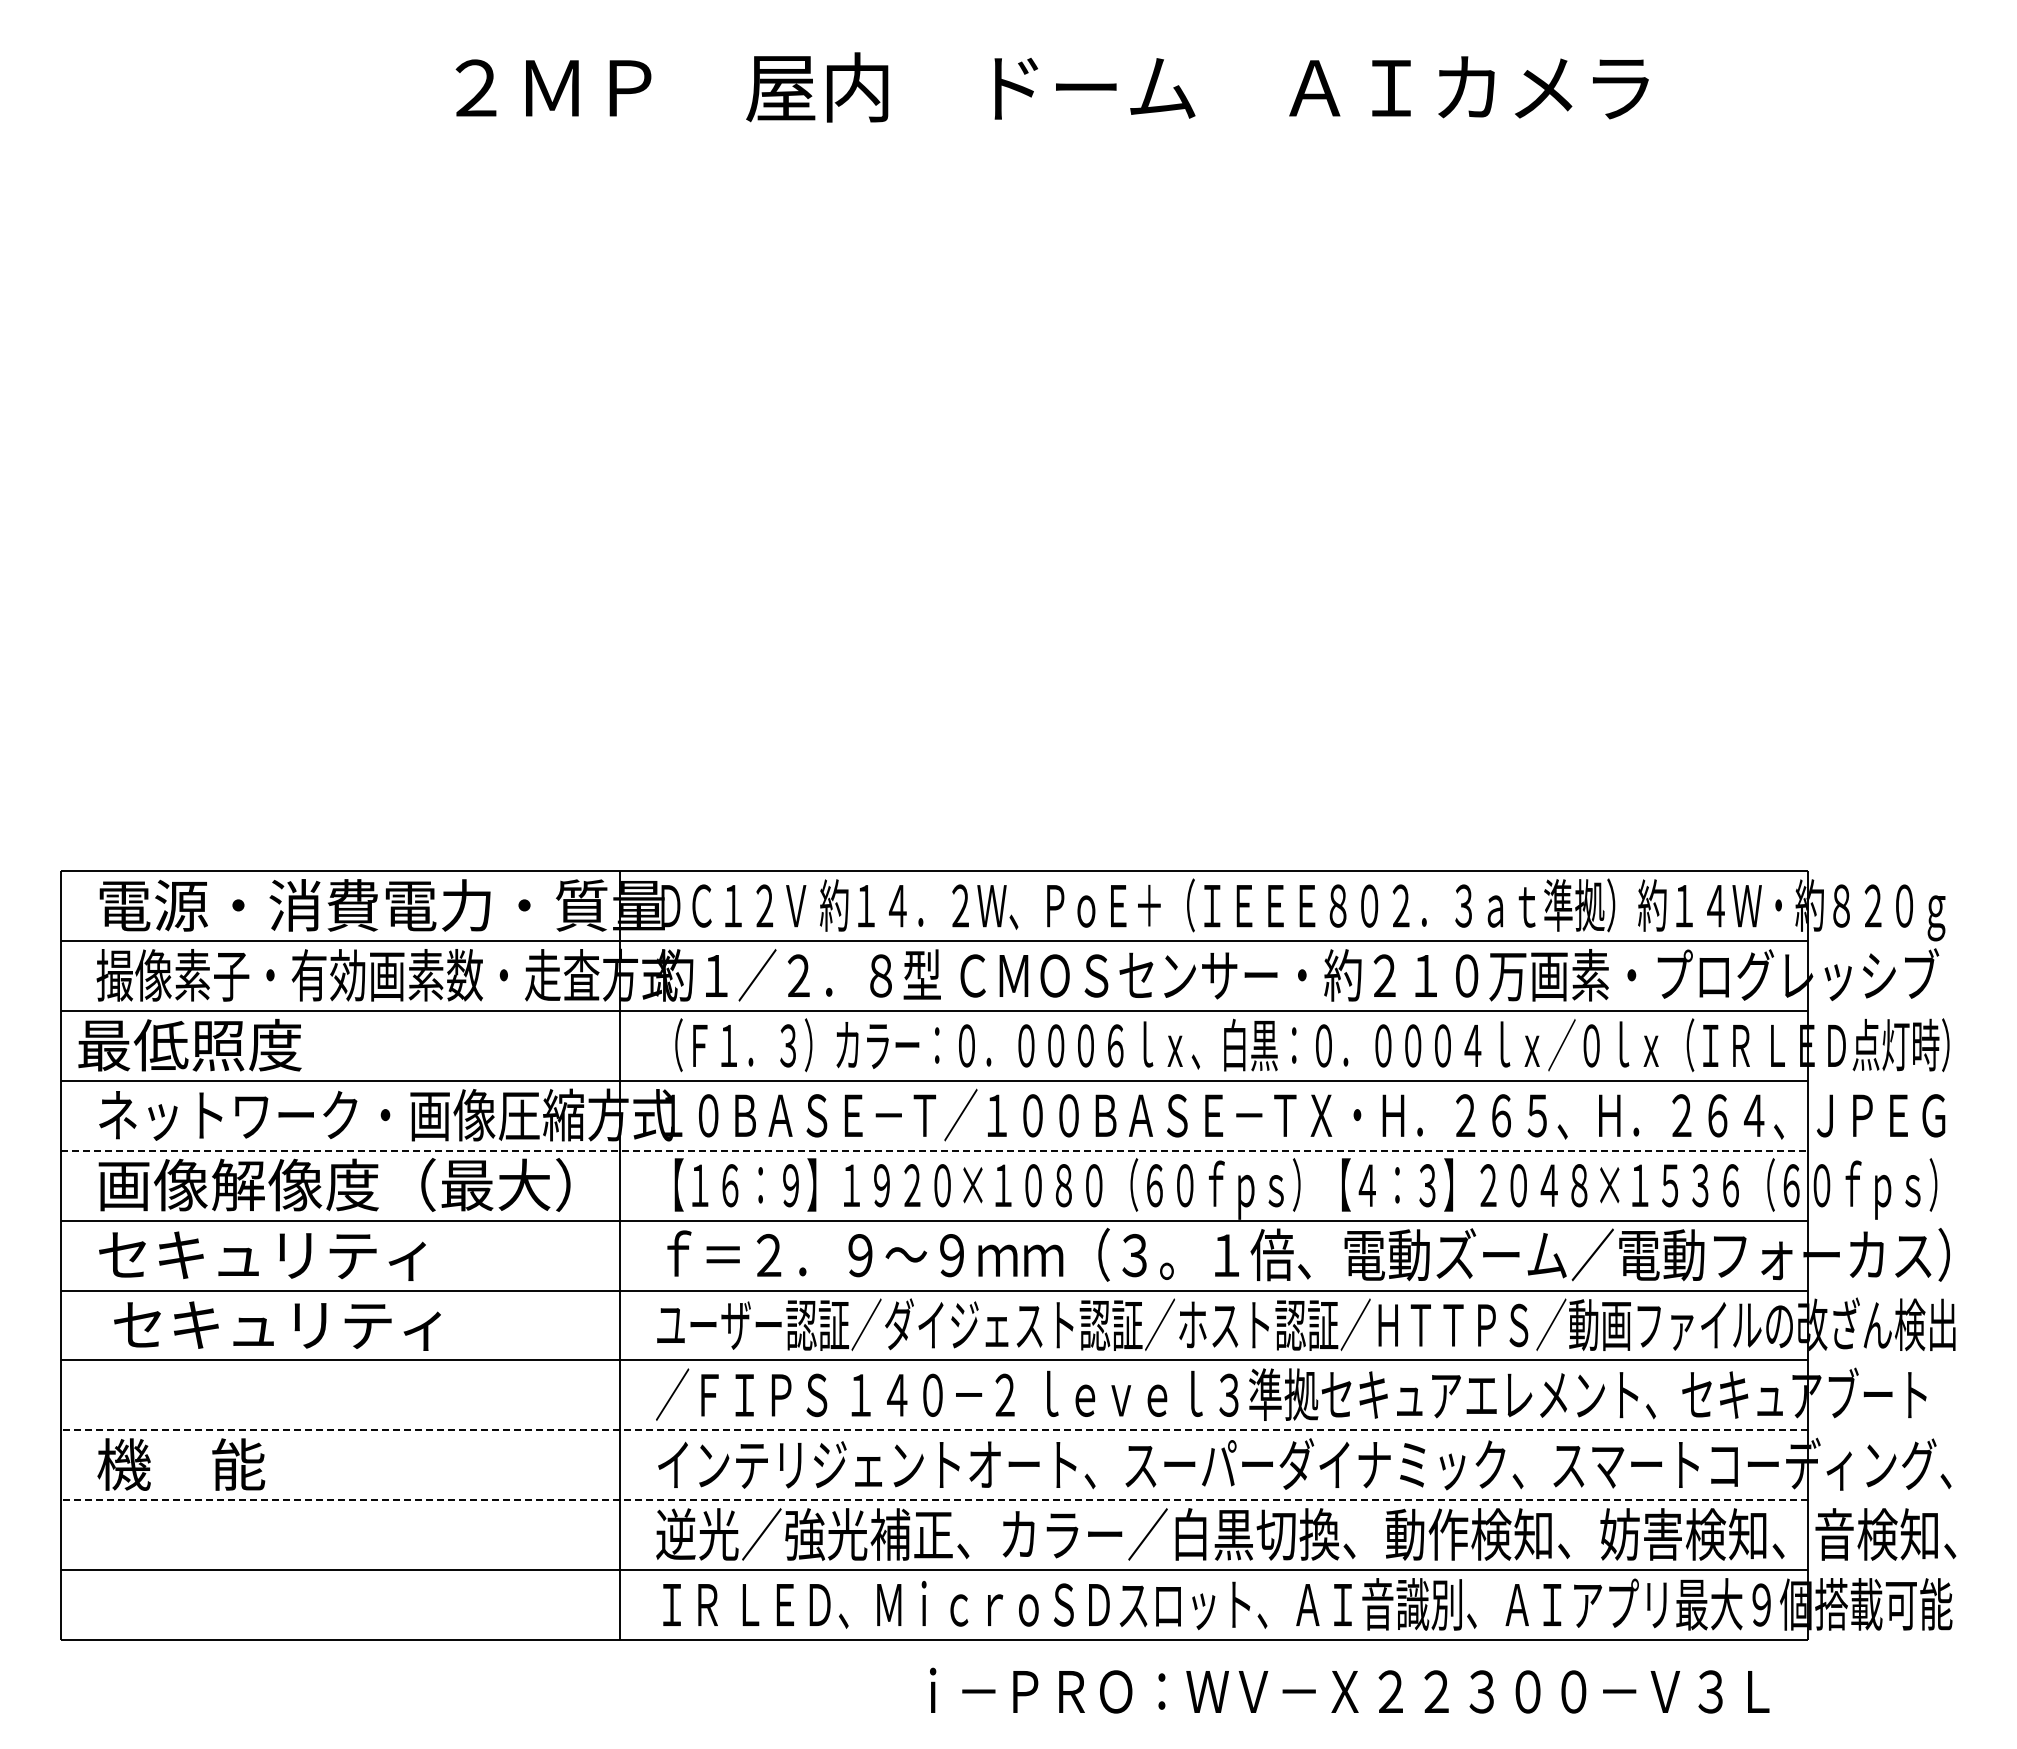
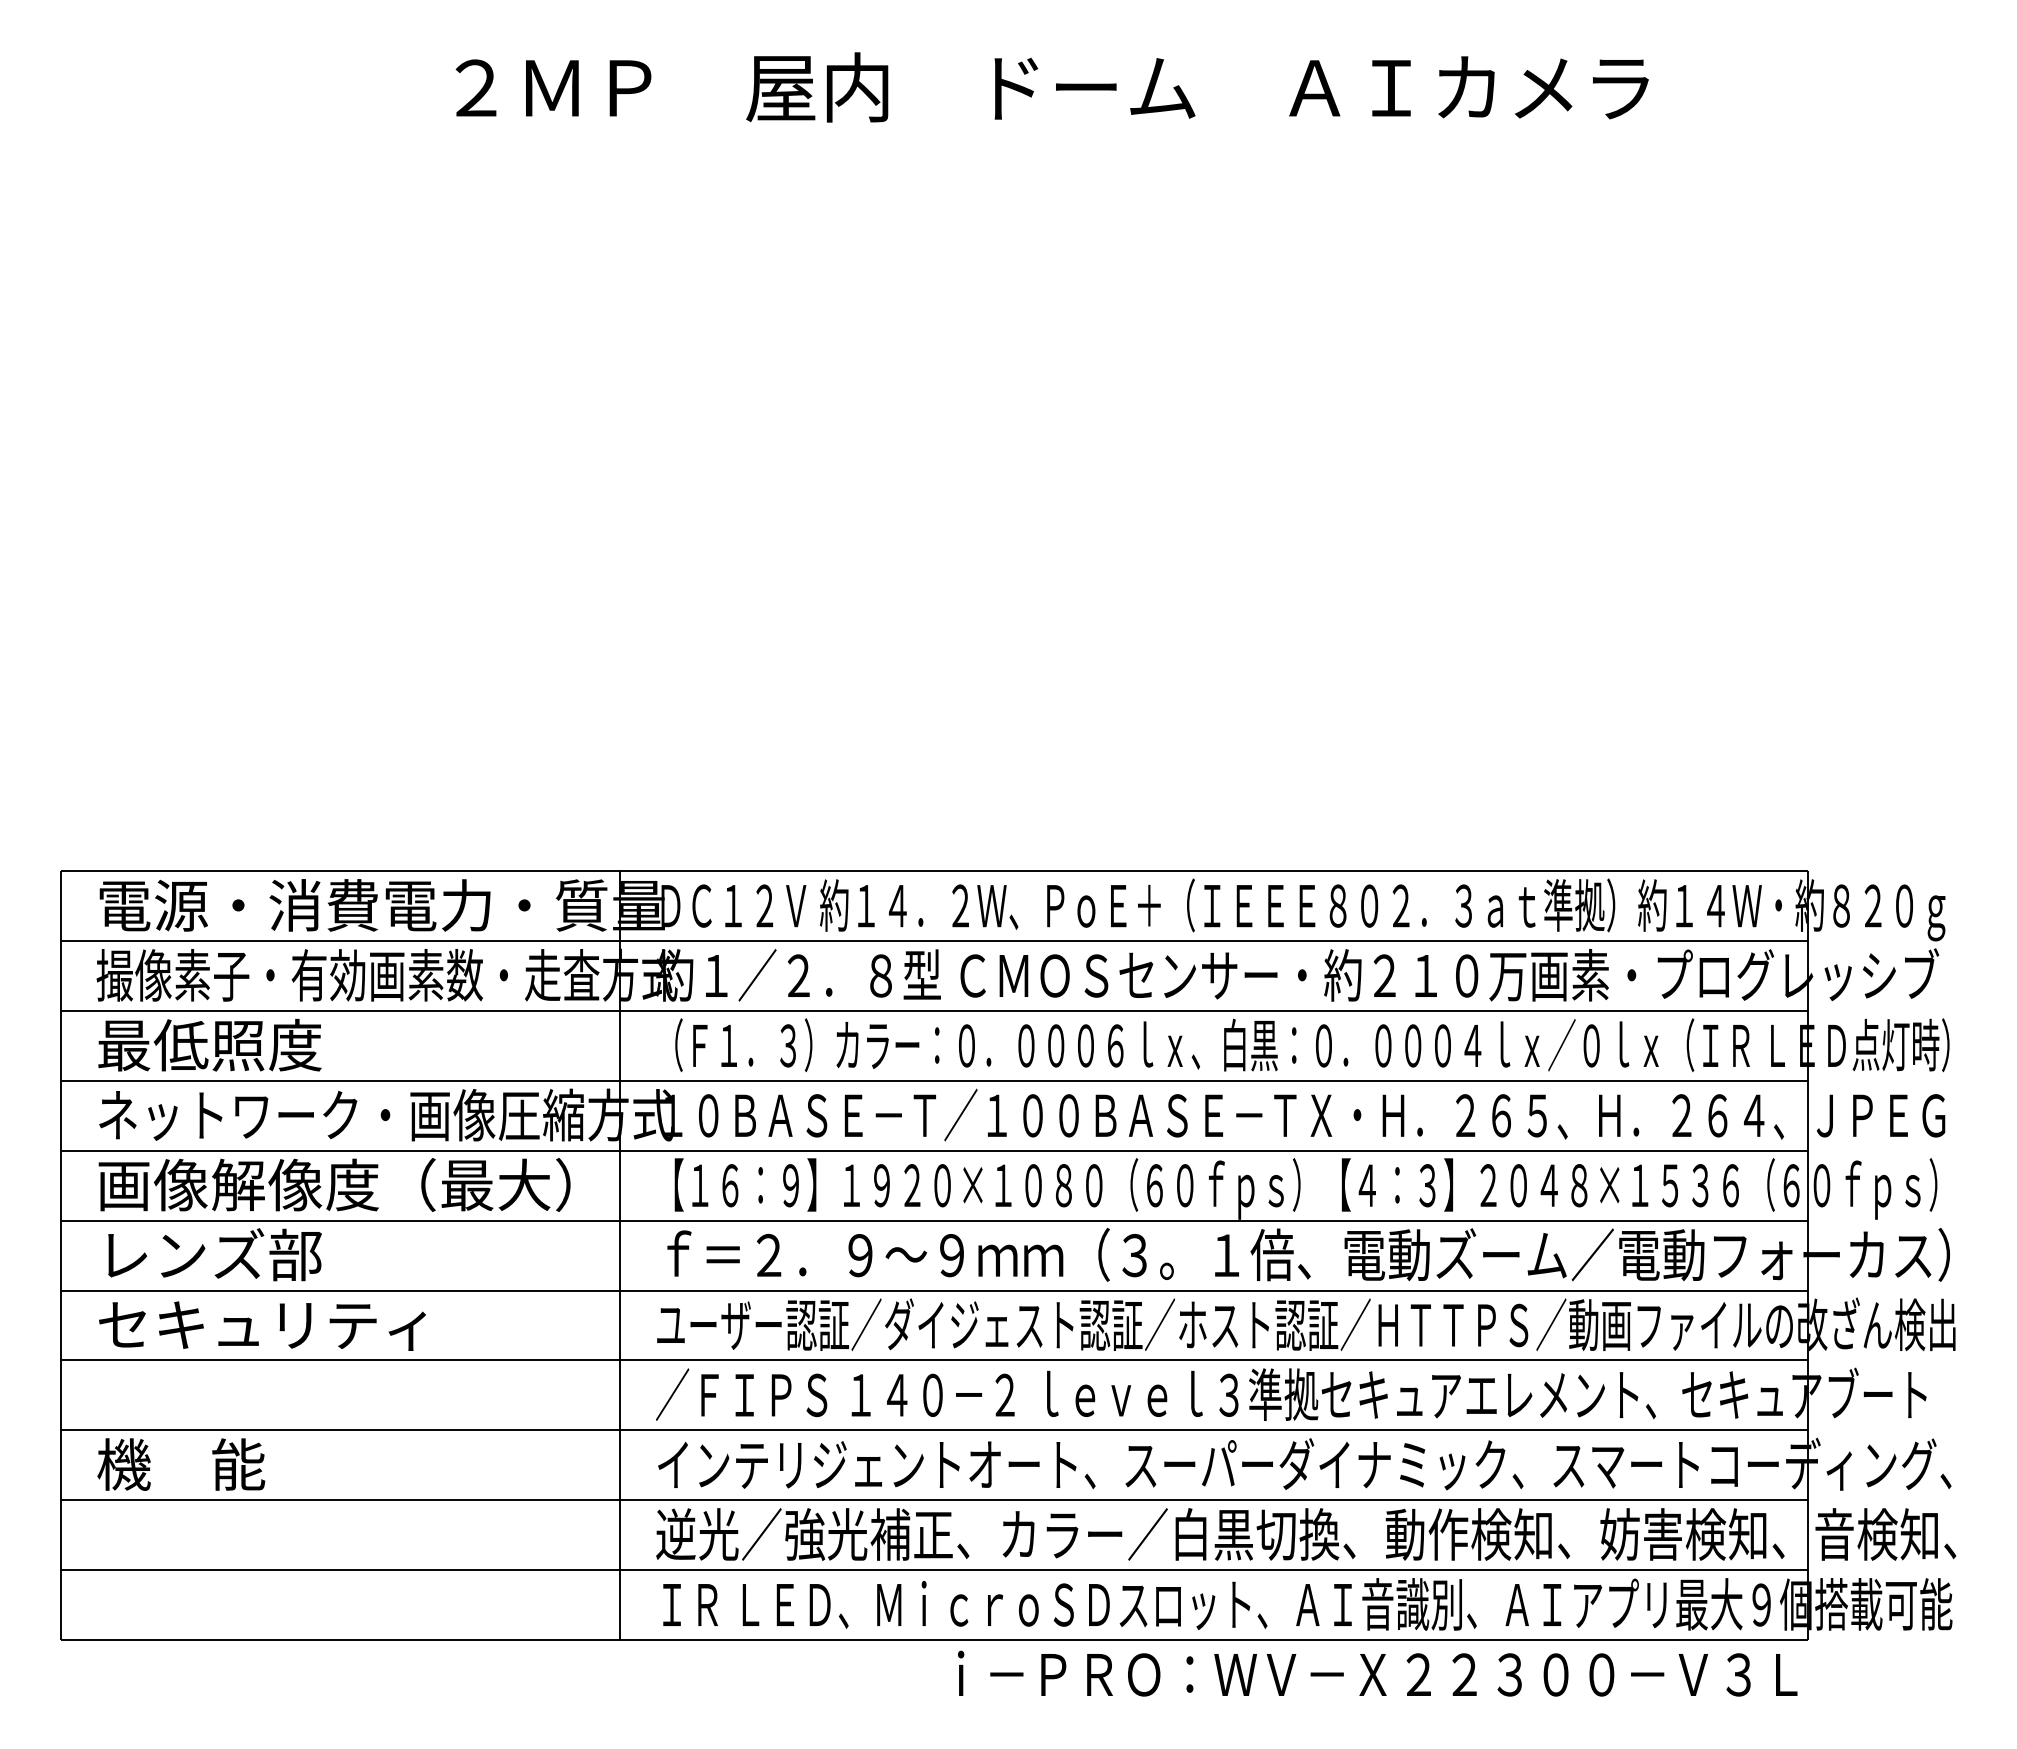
text position: (189, 1045) -> (209, 1045) (209, 1045)
line: dashed -> solid (934, 1150)
text: セキュリティ -> レンズ部 (262, 1254)
text position: (277, 1325) -> (262, 1325) (262, 1325)
line: dashed -> solid (934, 1430)
line: dashed -> solid (934, 1500)
text position: (1349, 1690) -> (1377, 1673) (1377, 1673)
